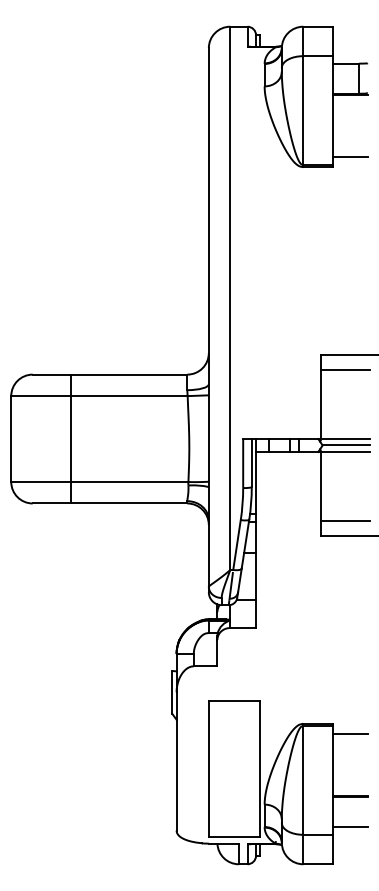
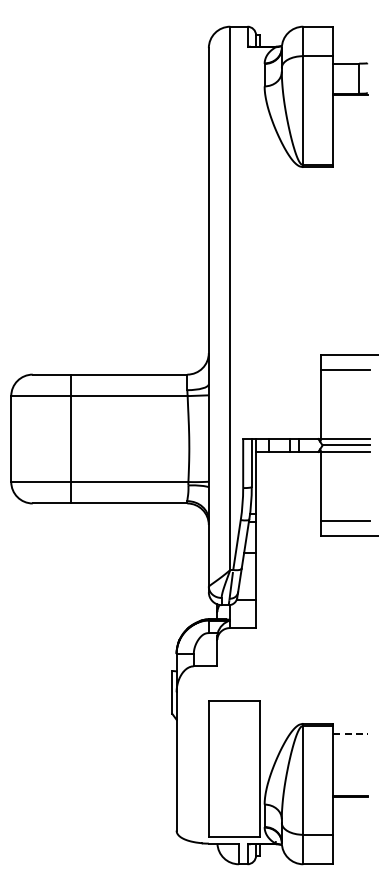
line: present -> none (350, 156)
line: solid -> dashed (351, 734)
line: present -> none (350, 827)
